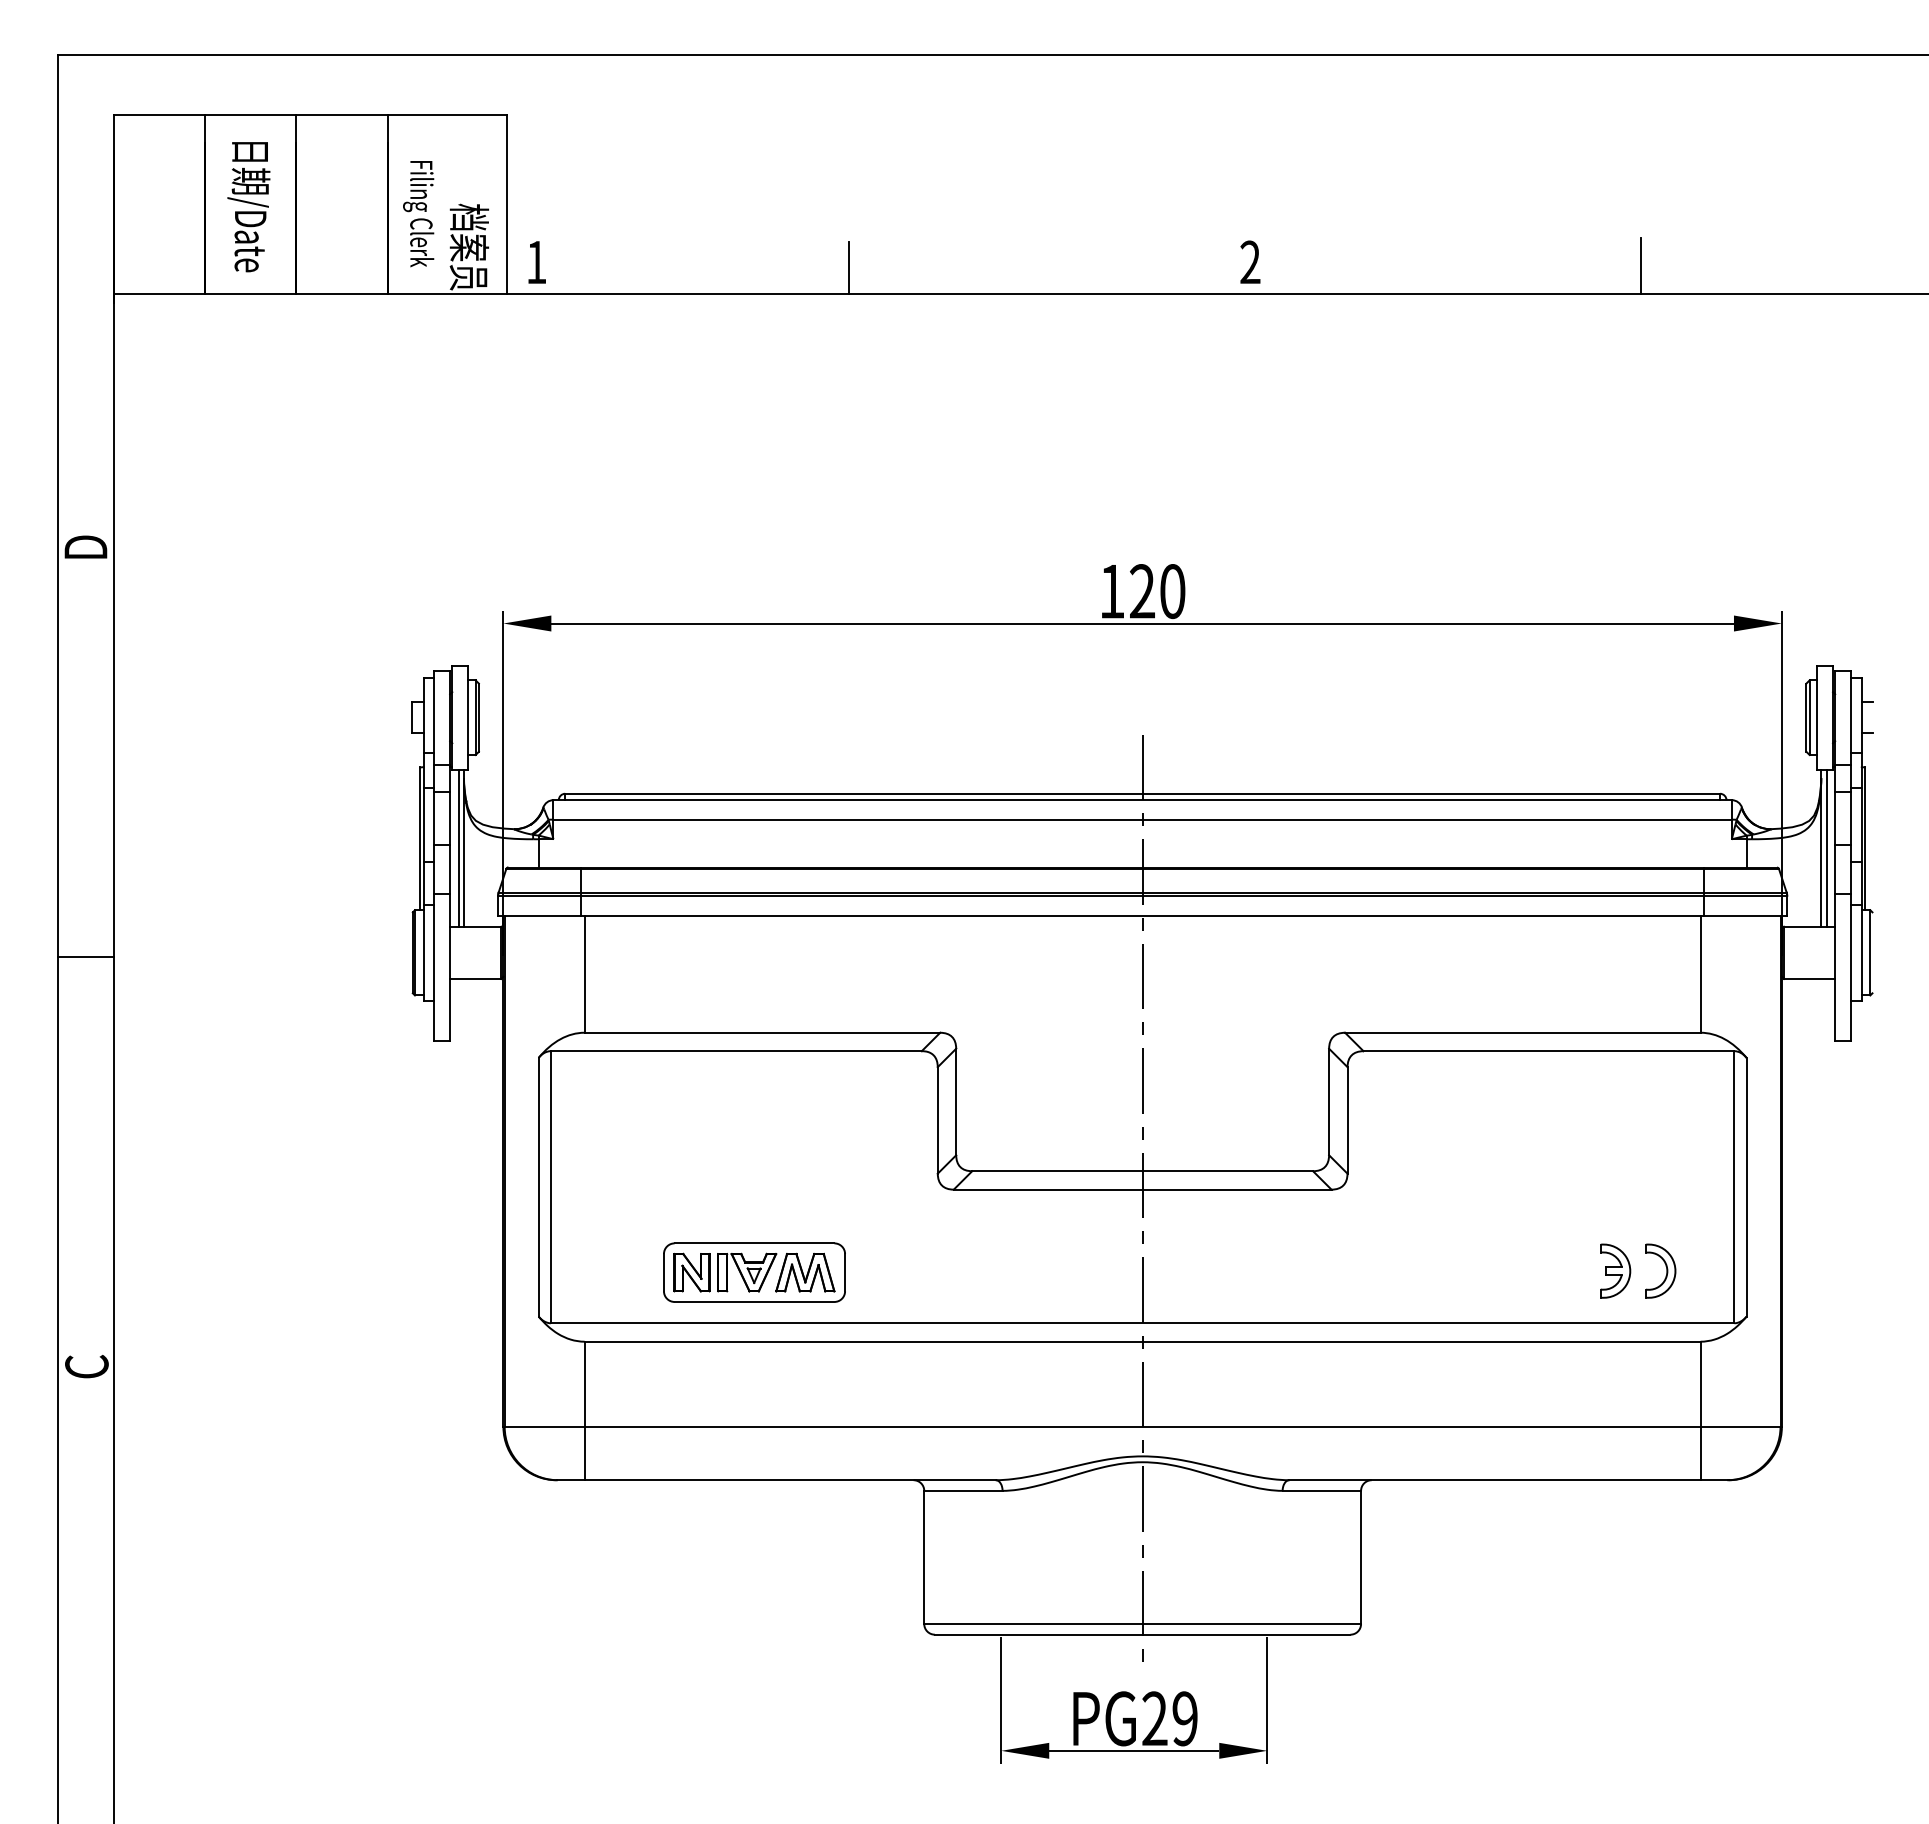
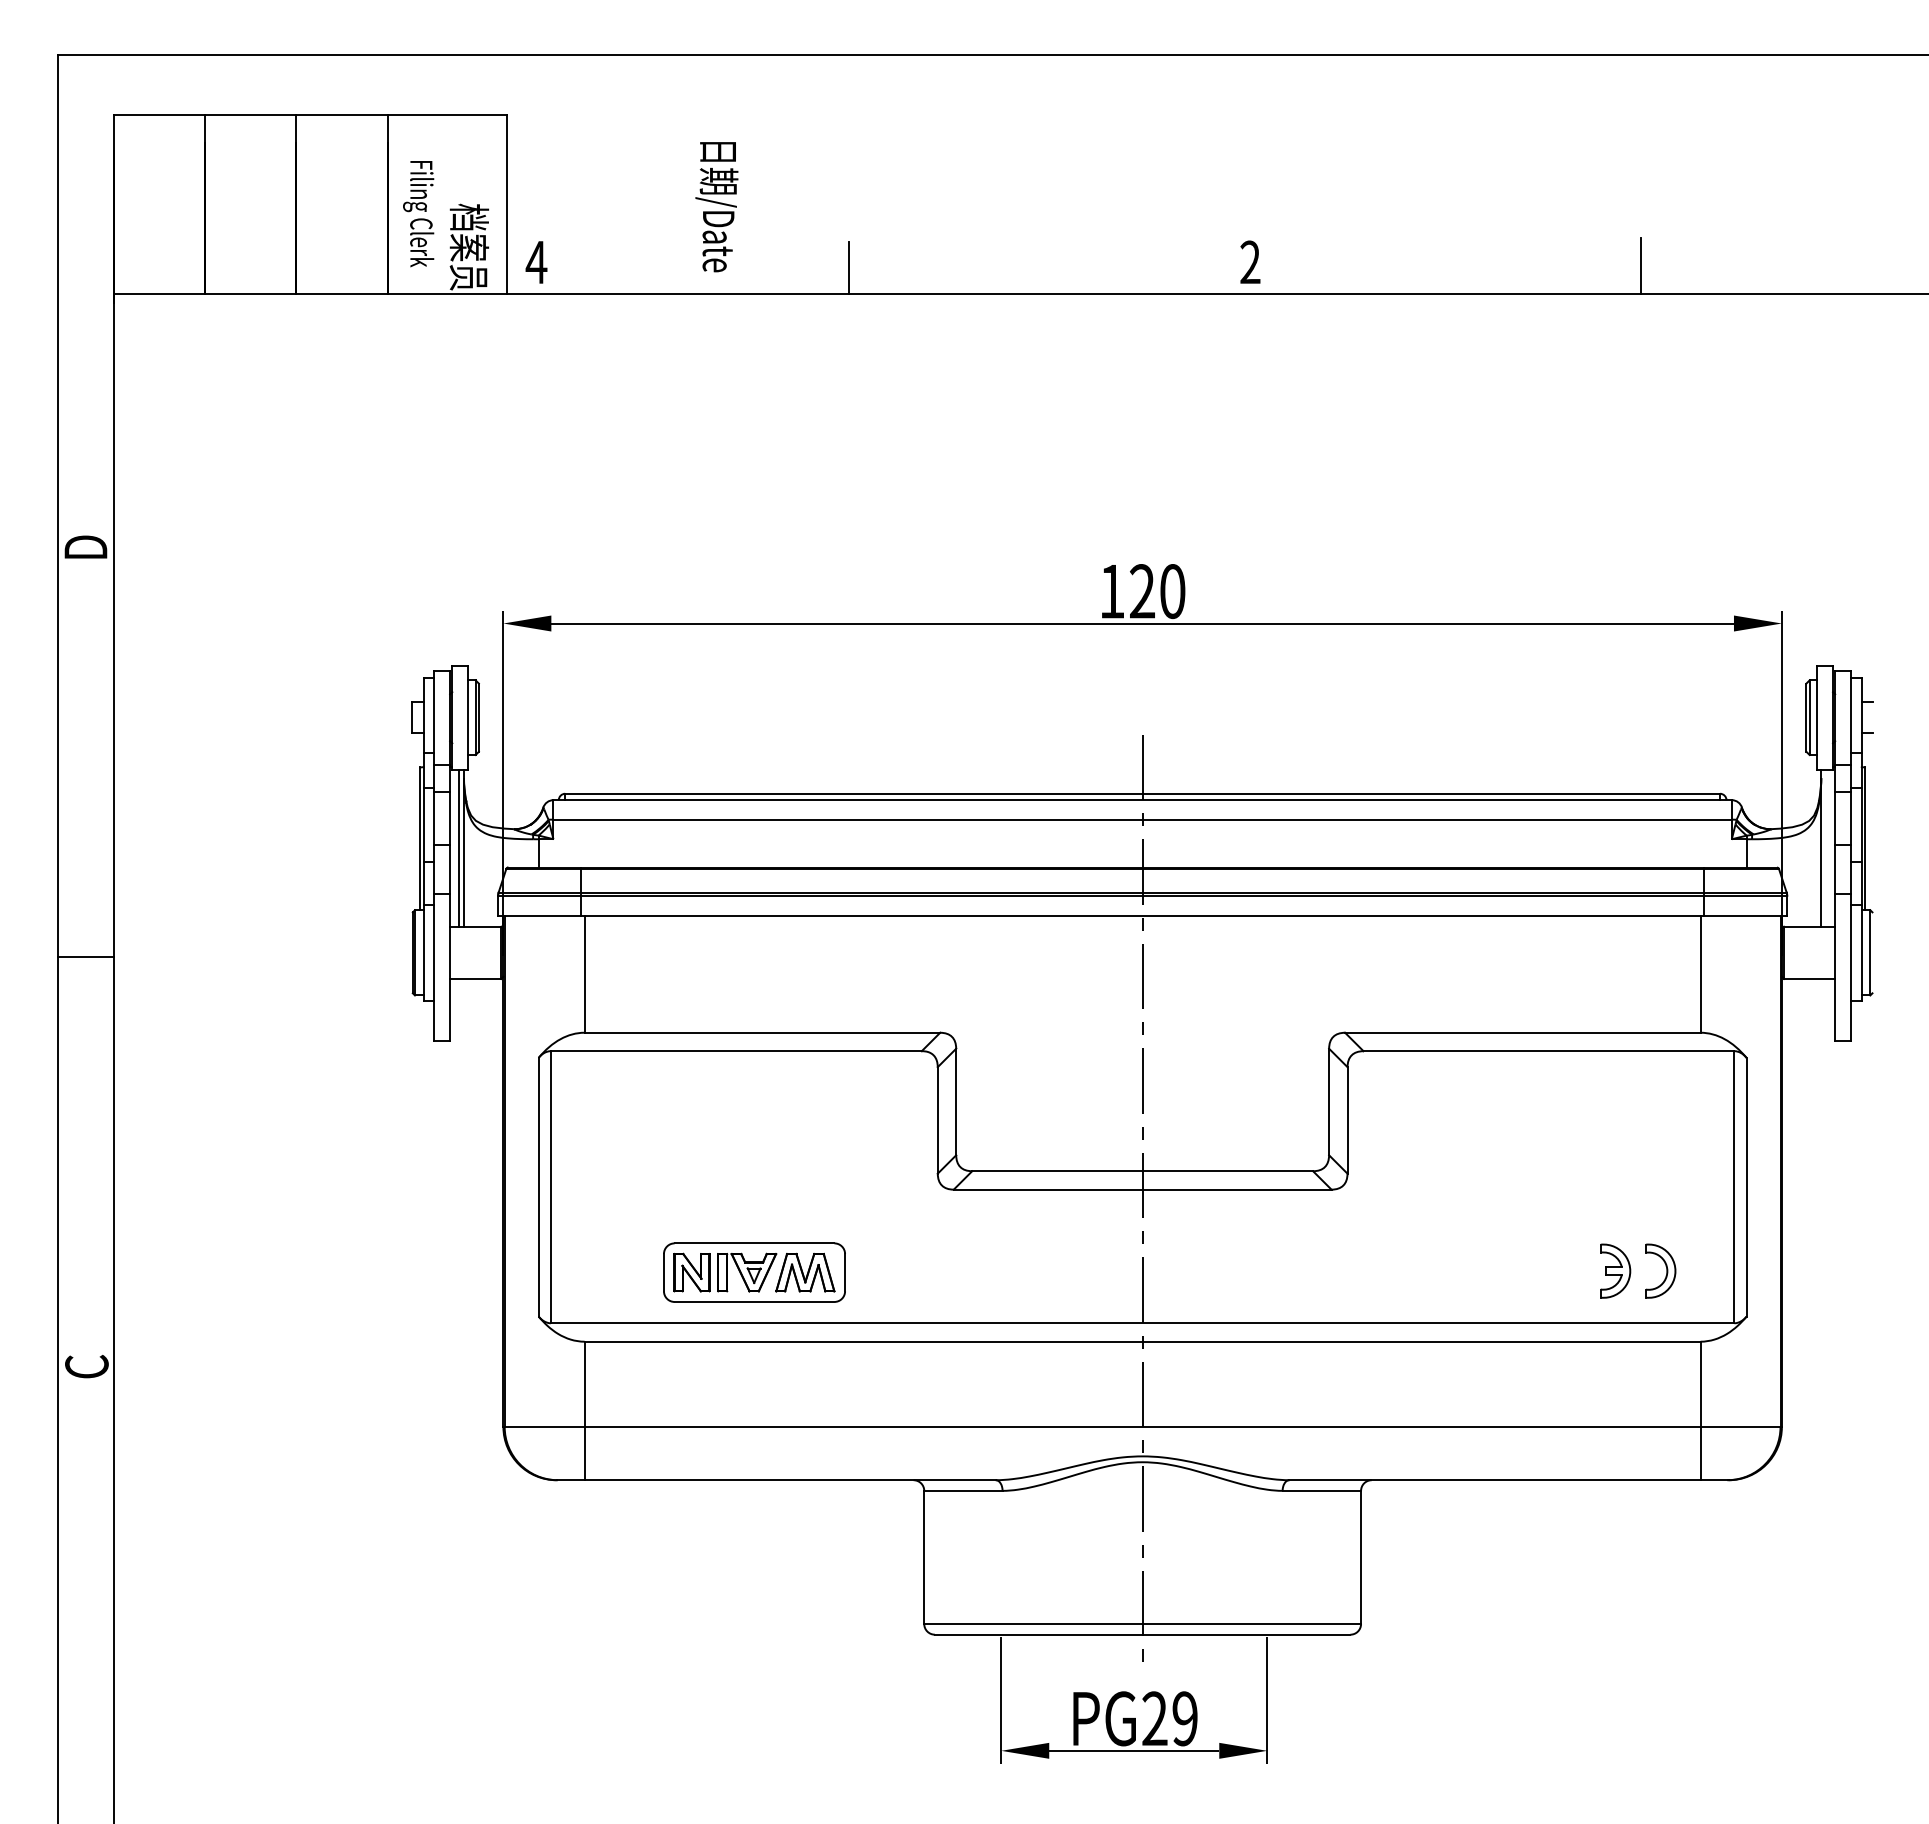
text position: (248, 207) -> (716, 207) (716, 207)
text: 1 -> 4 (536, 262)
line: present -> none (1826, 847)
